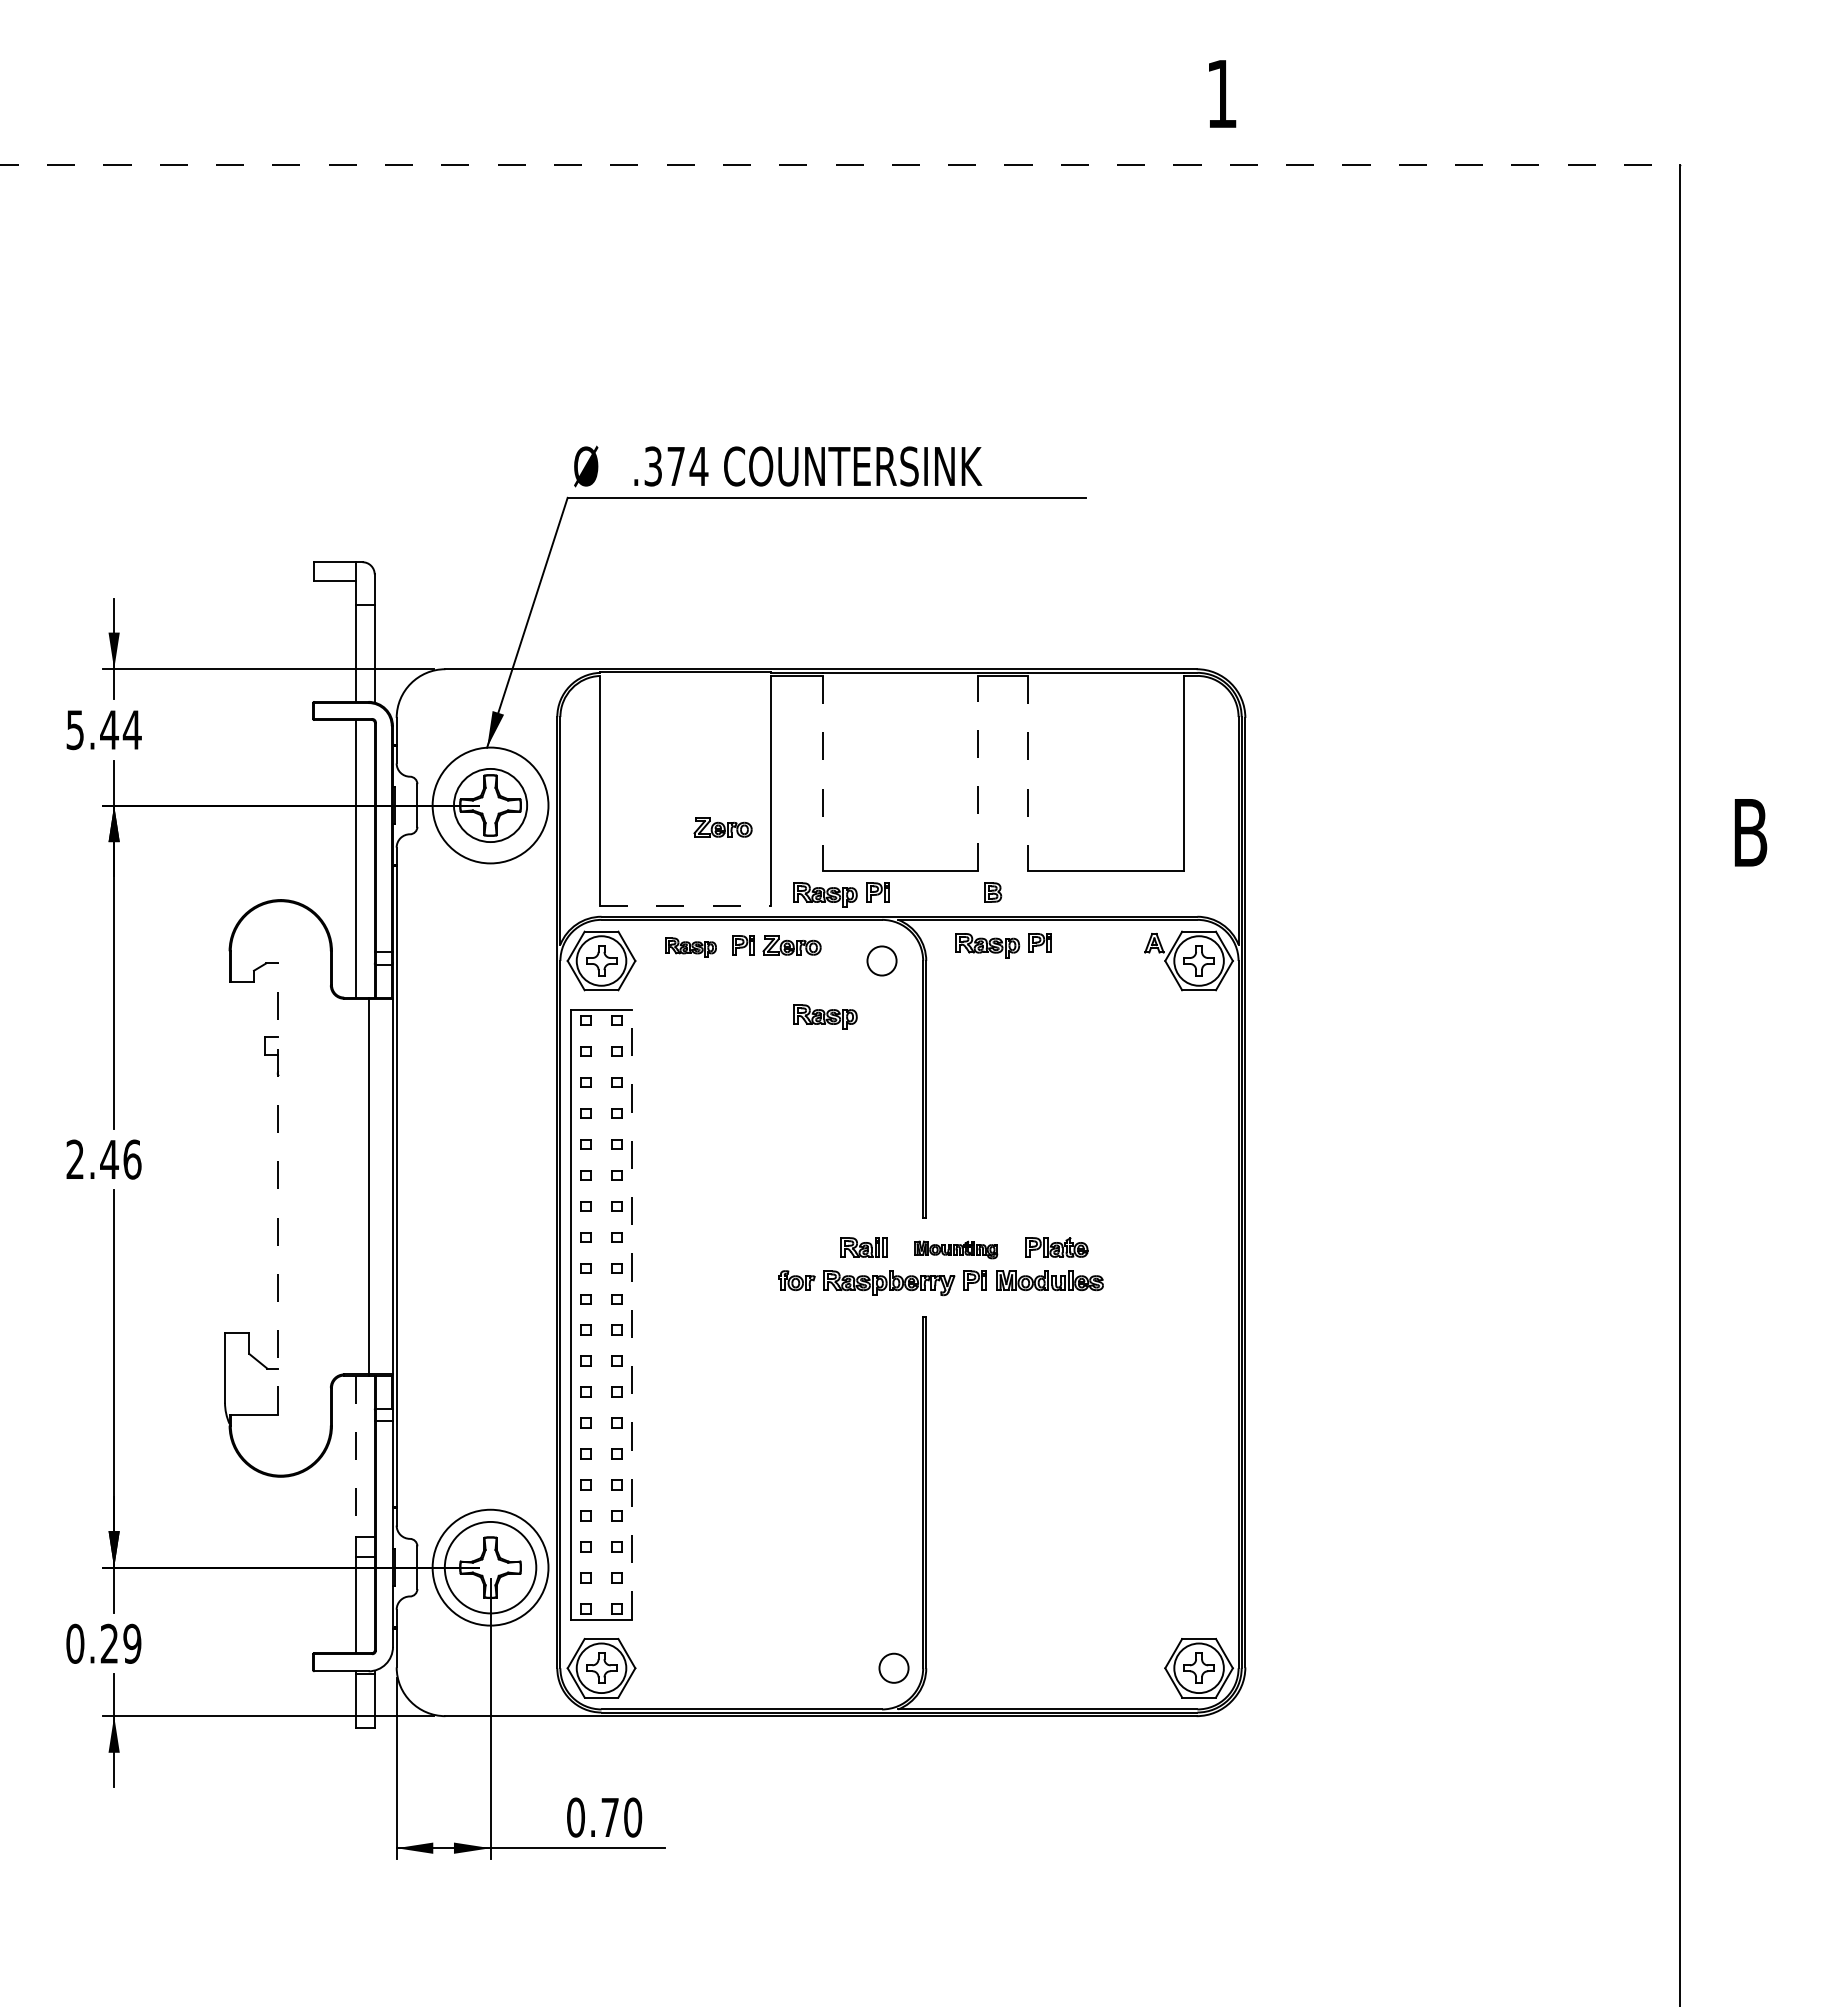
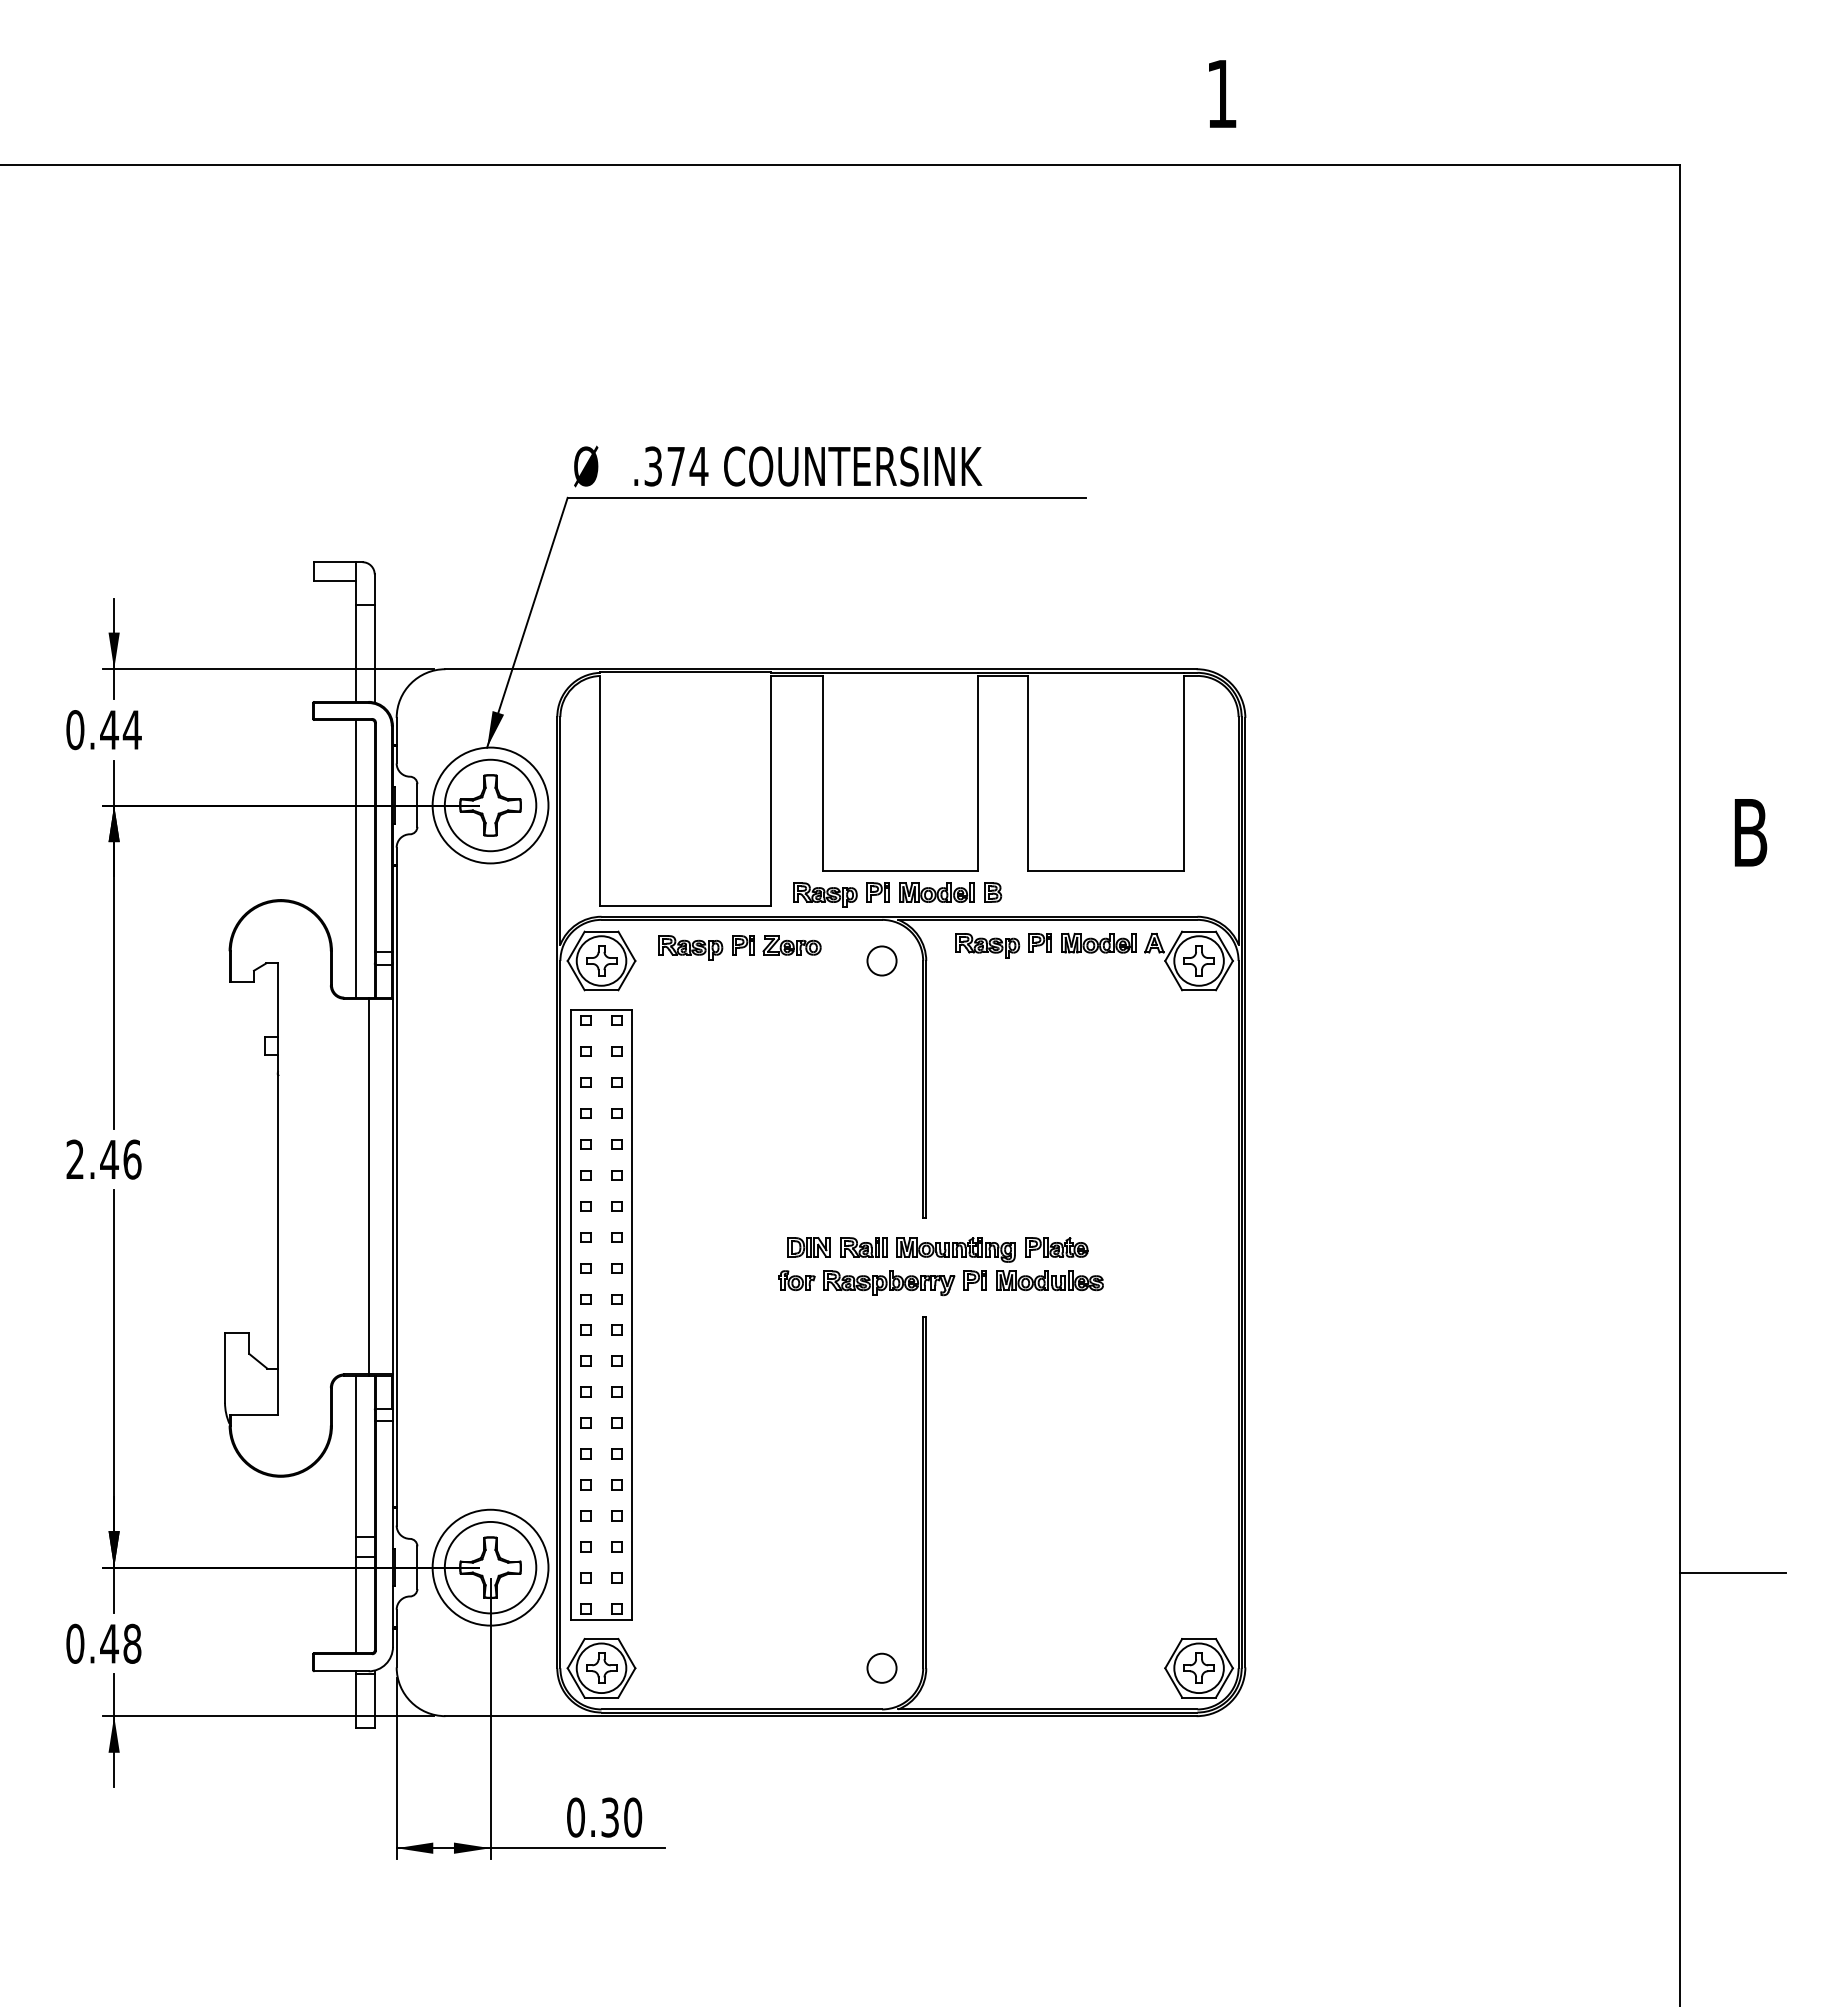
line: dashed -> solid (840, 165)
text: 5.44 -> 0.44 (75, 730)
line: dashed -> solid (978, 772)
line: dashed -> solid (822, 773)
line: dashed -> solid (1028, 773)
circle diameter: 73 px -> 91 px (490, 805)
part: present -> none (722, 827)
part: none -> present (936, 892)
line: dashed -> solid (685, 906)
part: none -> present (1098, 942)
part size: 52x21 px -> 66x26 px (690, 947)
part: present -> none (825, 1016)
line: dashed -> solid (278, 1189)
part: none -> present (808, 1247)
part size: 85x20 px -> 120x26 px (955, 1249)
line: dashed -> solid (632, 1314)
line: dashed -> solid (356, 1456)
line: none -> present (1732, 1573)
text: 0.29 -> 0.48 (120, 1643)
circle position: (893, 1667) -> (881, 1667) (881, 1667)
text: 0.70 -> 0.30 (609, 1817)
